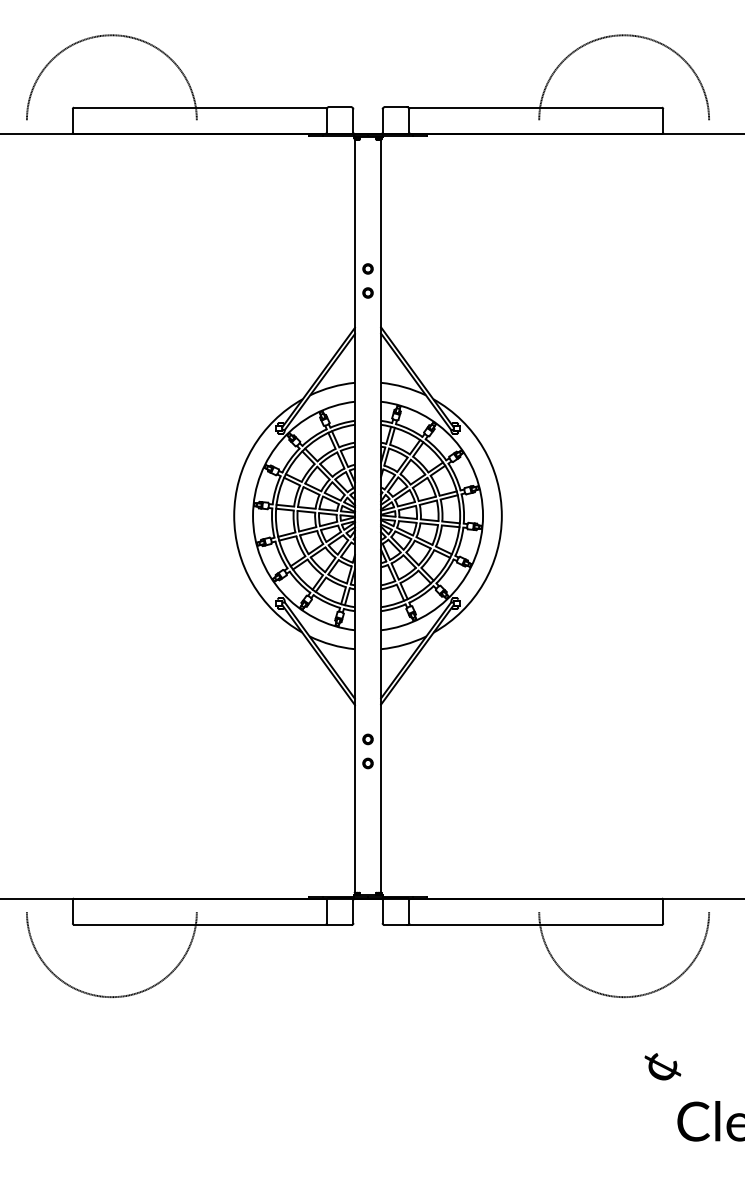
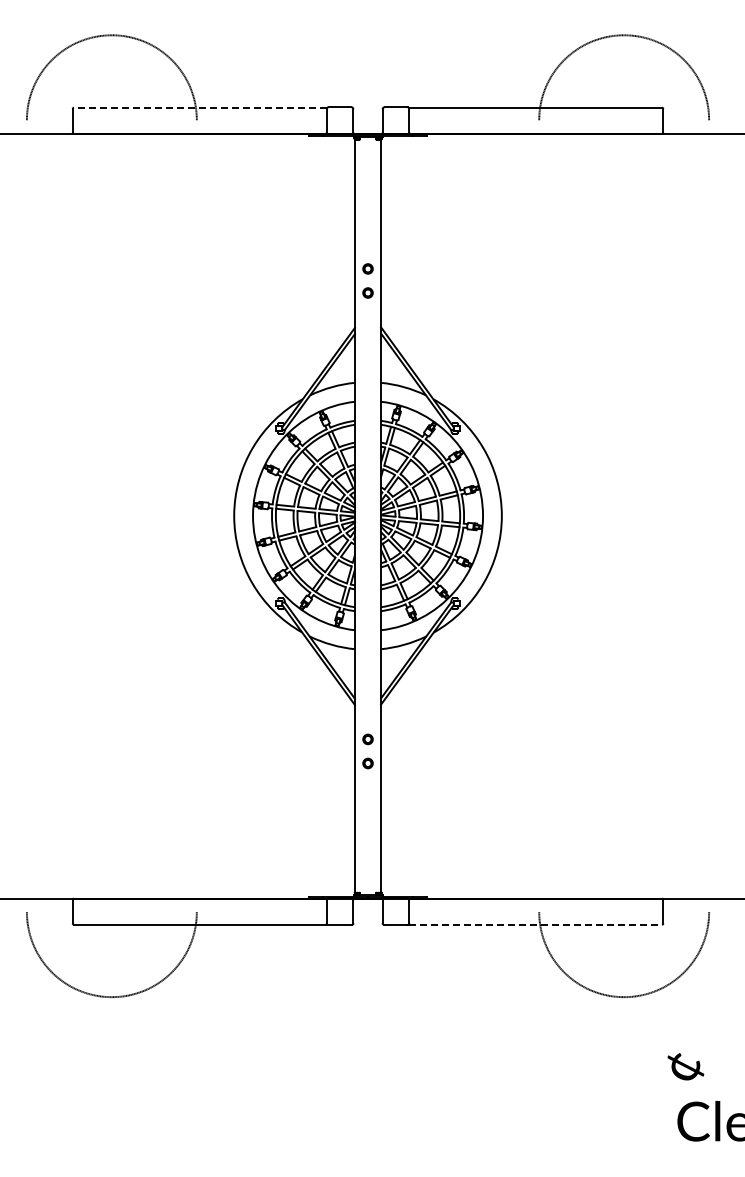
line: solid -> dashed (200, 107)
line: solid -> dashed (535, 924)
text position: (662, 1066) -> (685, 1066) (685, 1066)
